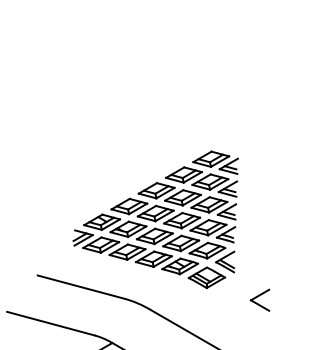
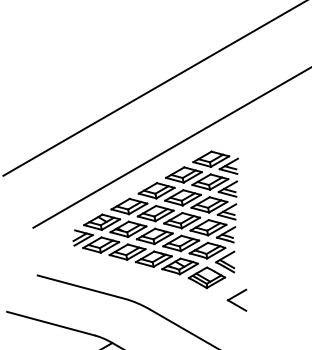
line: none -> present (153, 88)
line: none -> present (170, 147)
part position: (259, 299) -> (236, 299) (236, 299)
